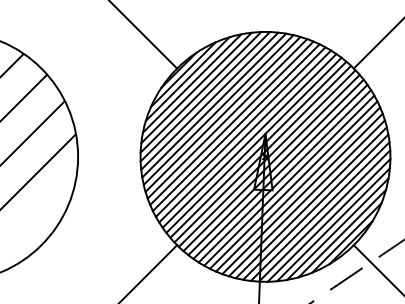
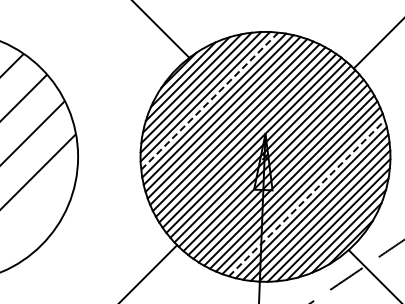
line position: (143, 35) -> (161, 29) (161, 29)
line: solid -> dashed (209, 101)
line: solid -> dashed (307, 198)
line position: (377, 268) -> (373, 275) (373, 275)
